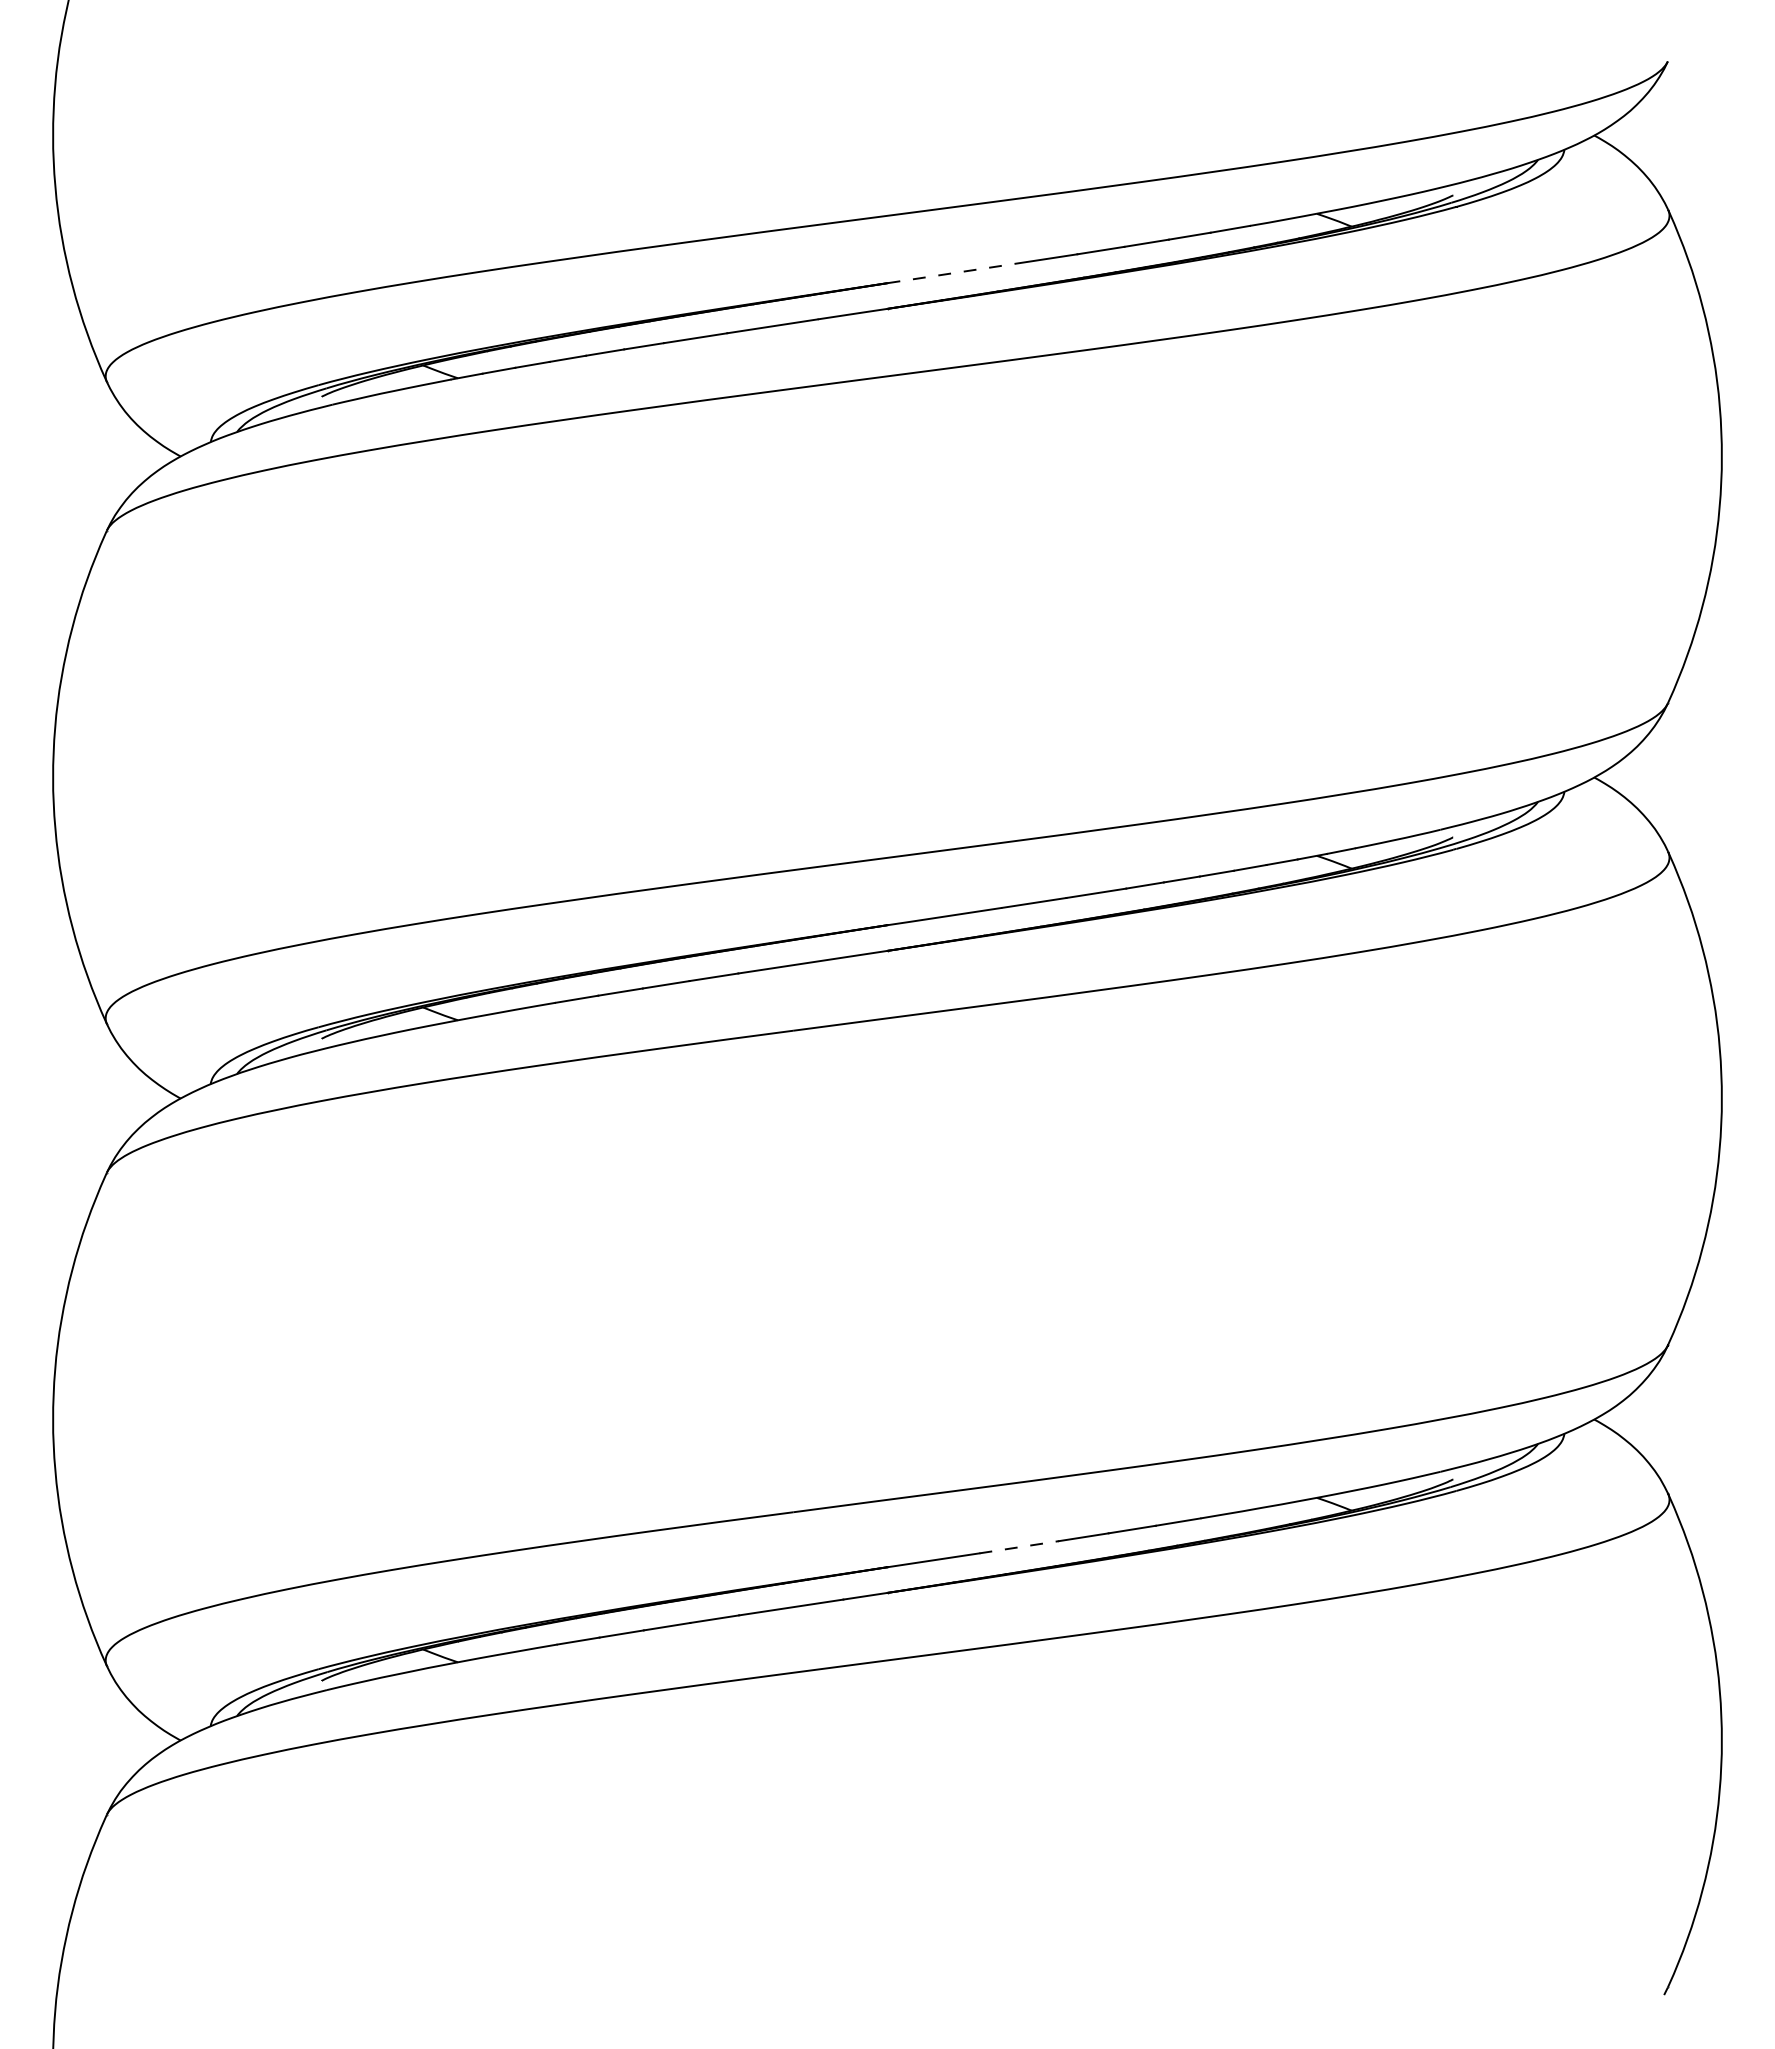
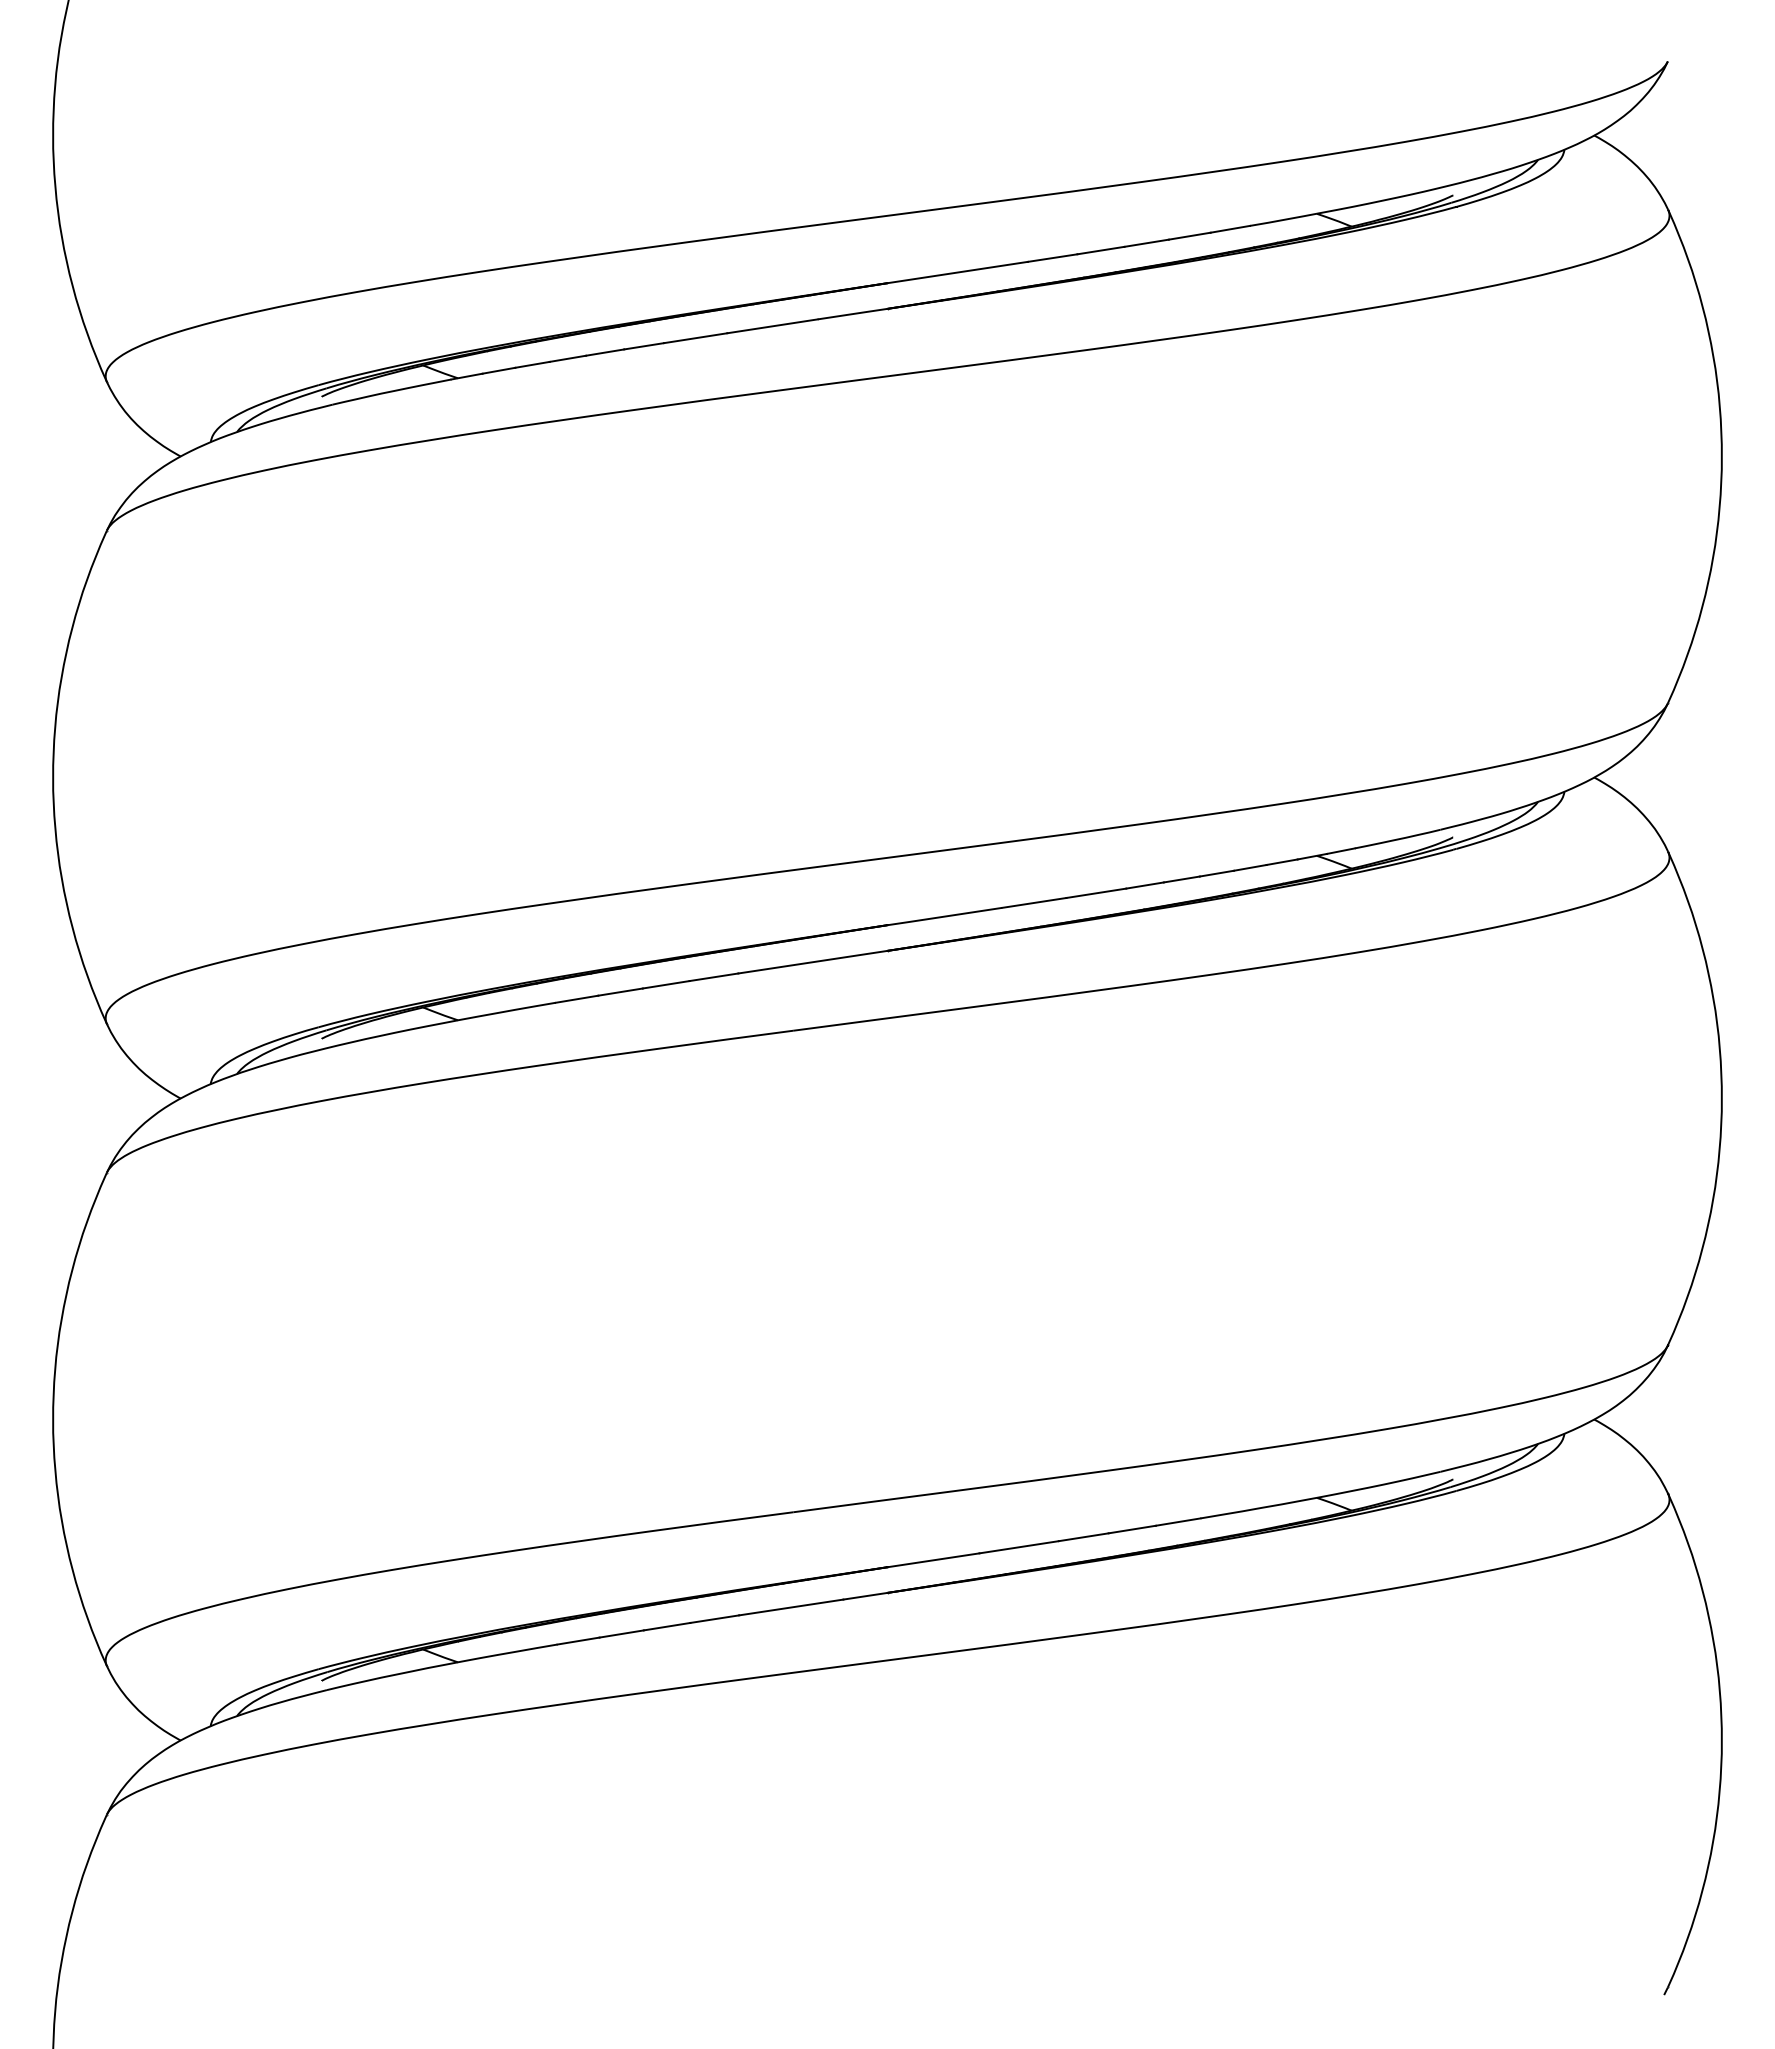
line: dashed -> solid (957, 272)
line: dashed -> solid (1019, 1547)
